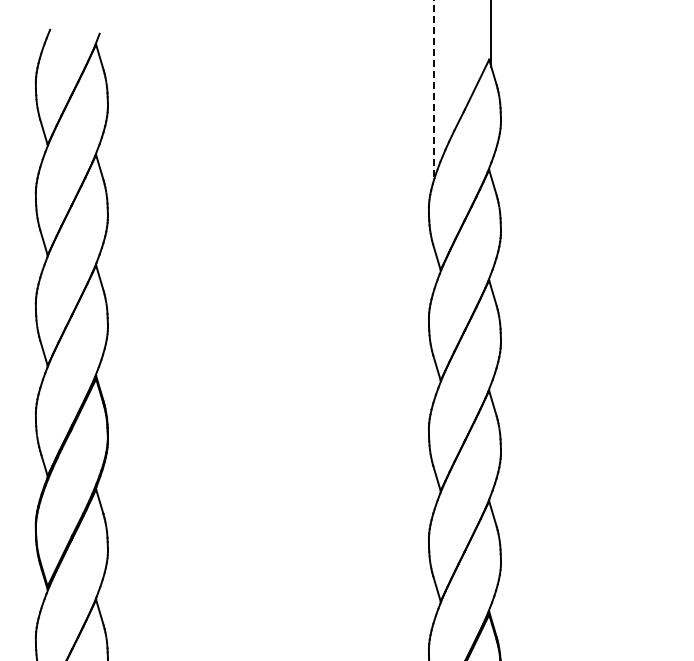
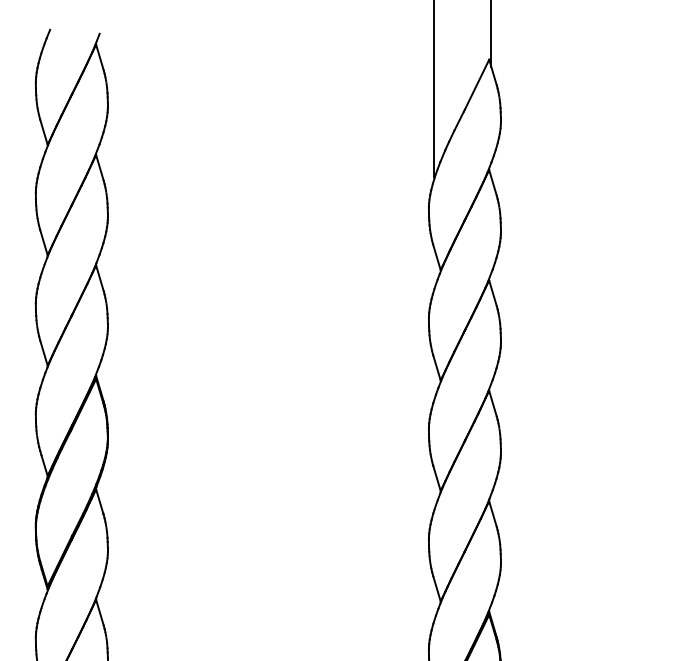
line: dashed -> solid (434, 88)
